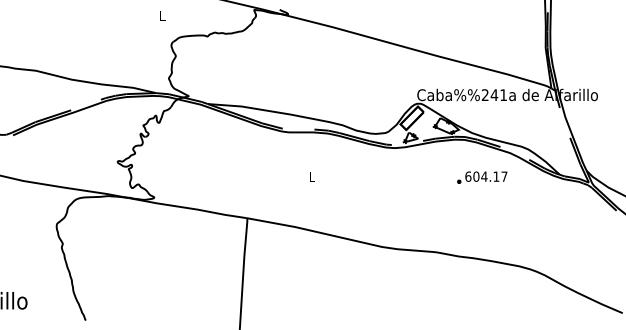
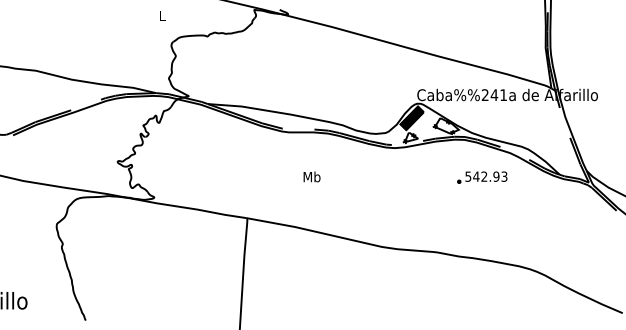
fill: none -> present (411, 117)
text: L -> Mb (311, 176)
text: 604.17 -> 542.93 (486, 176)
